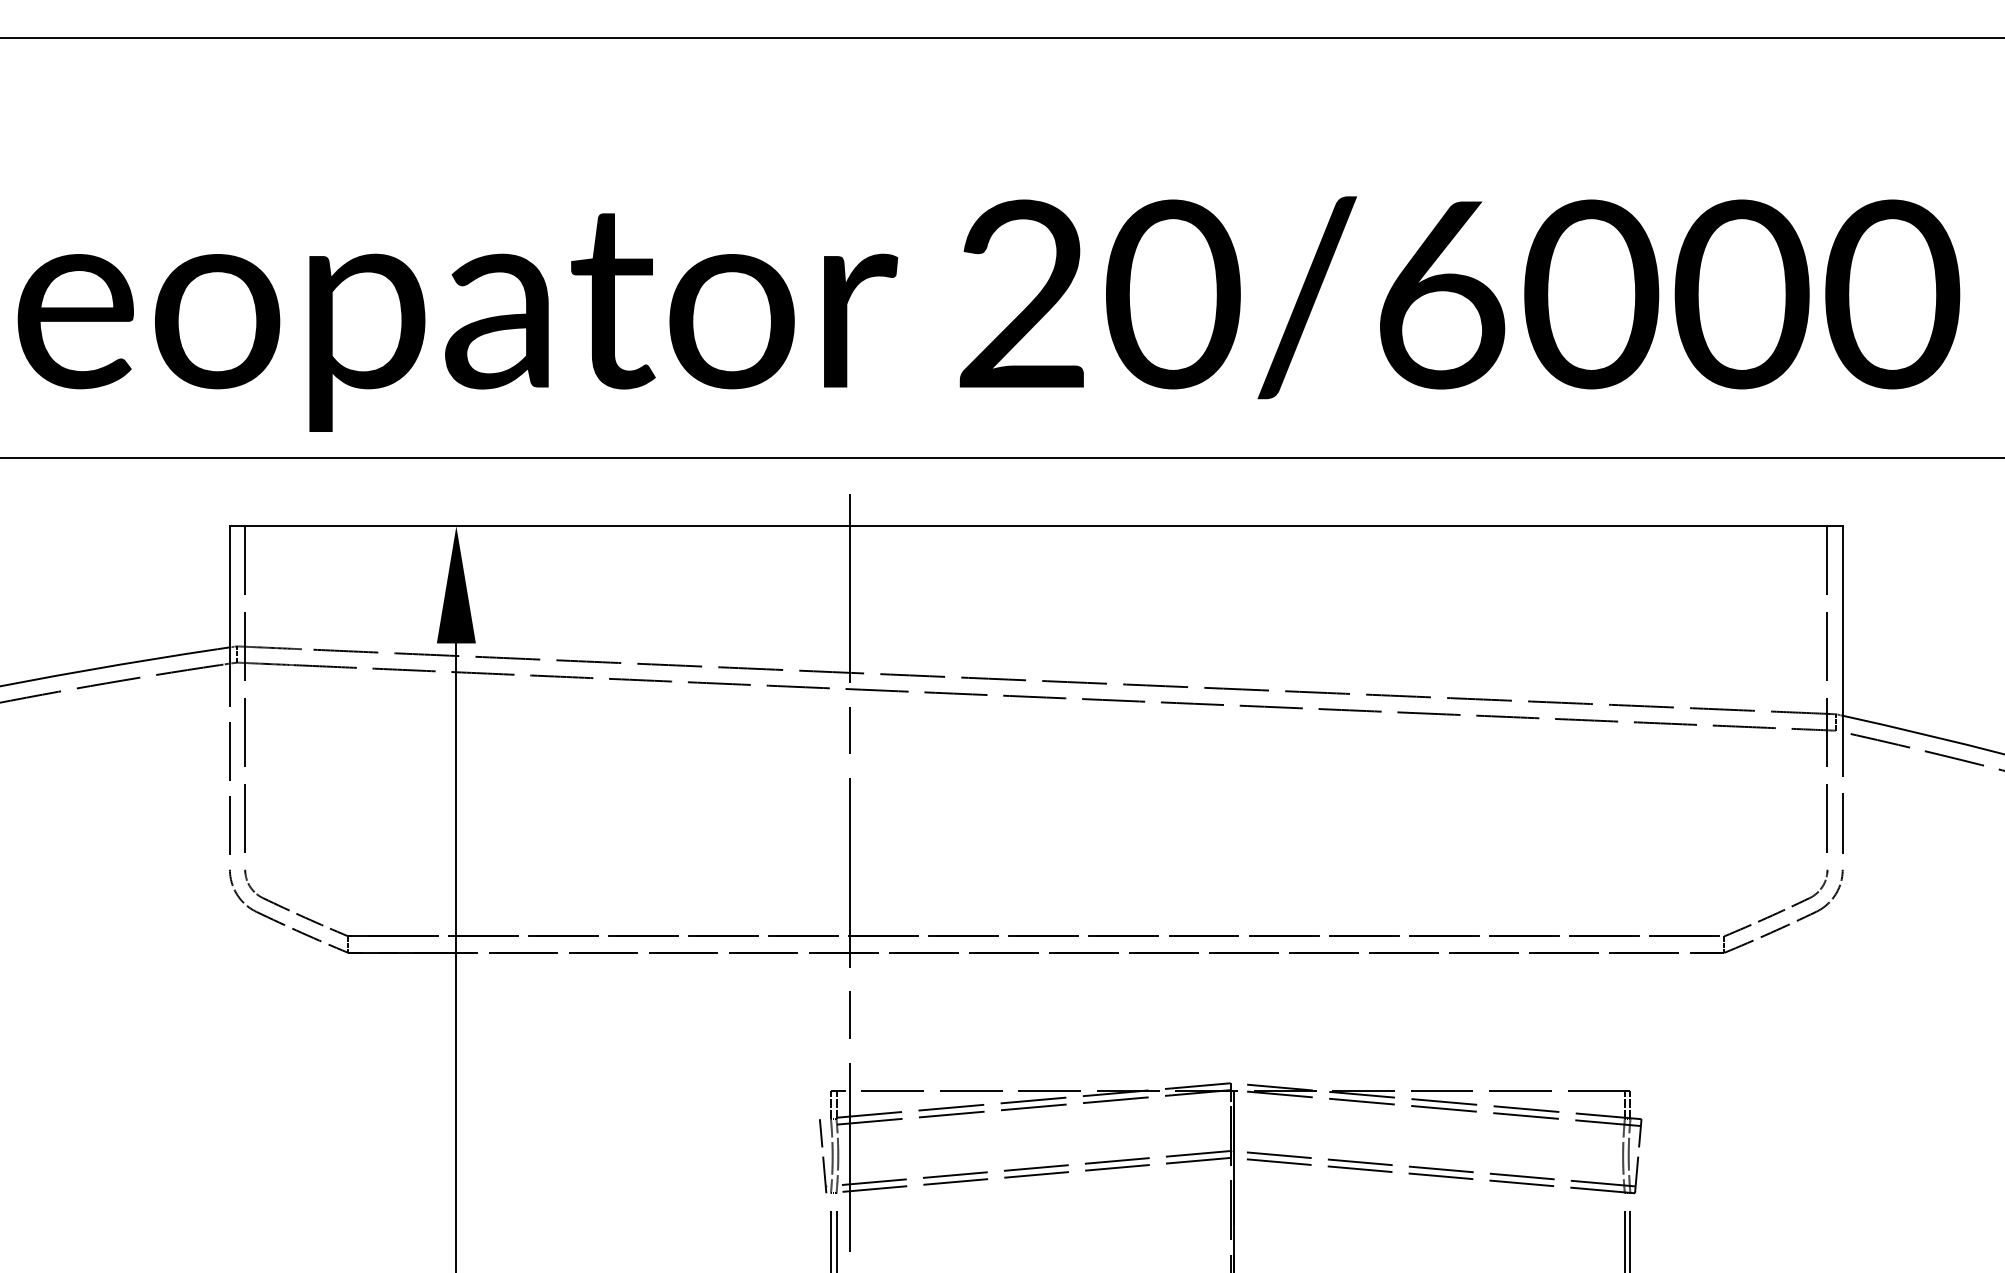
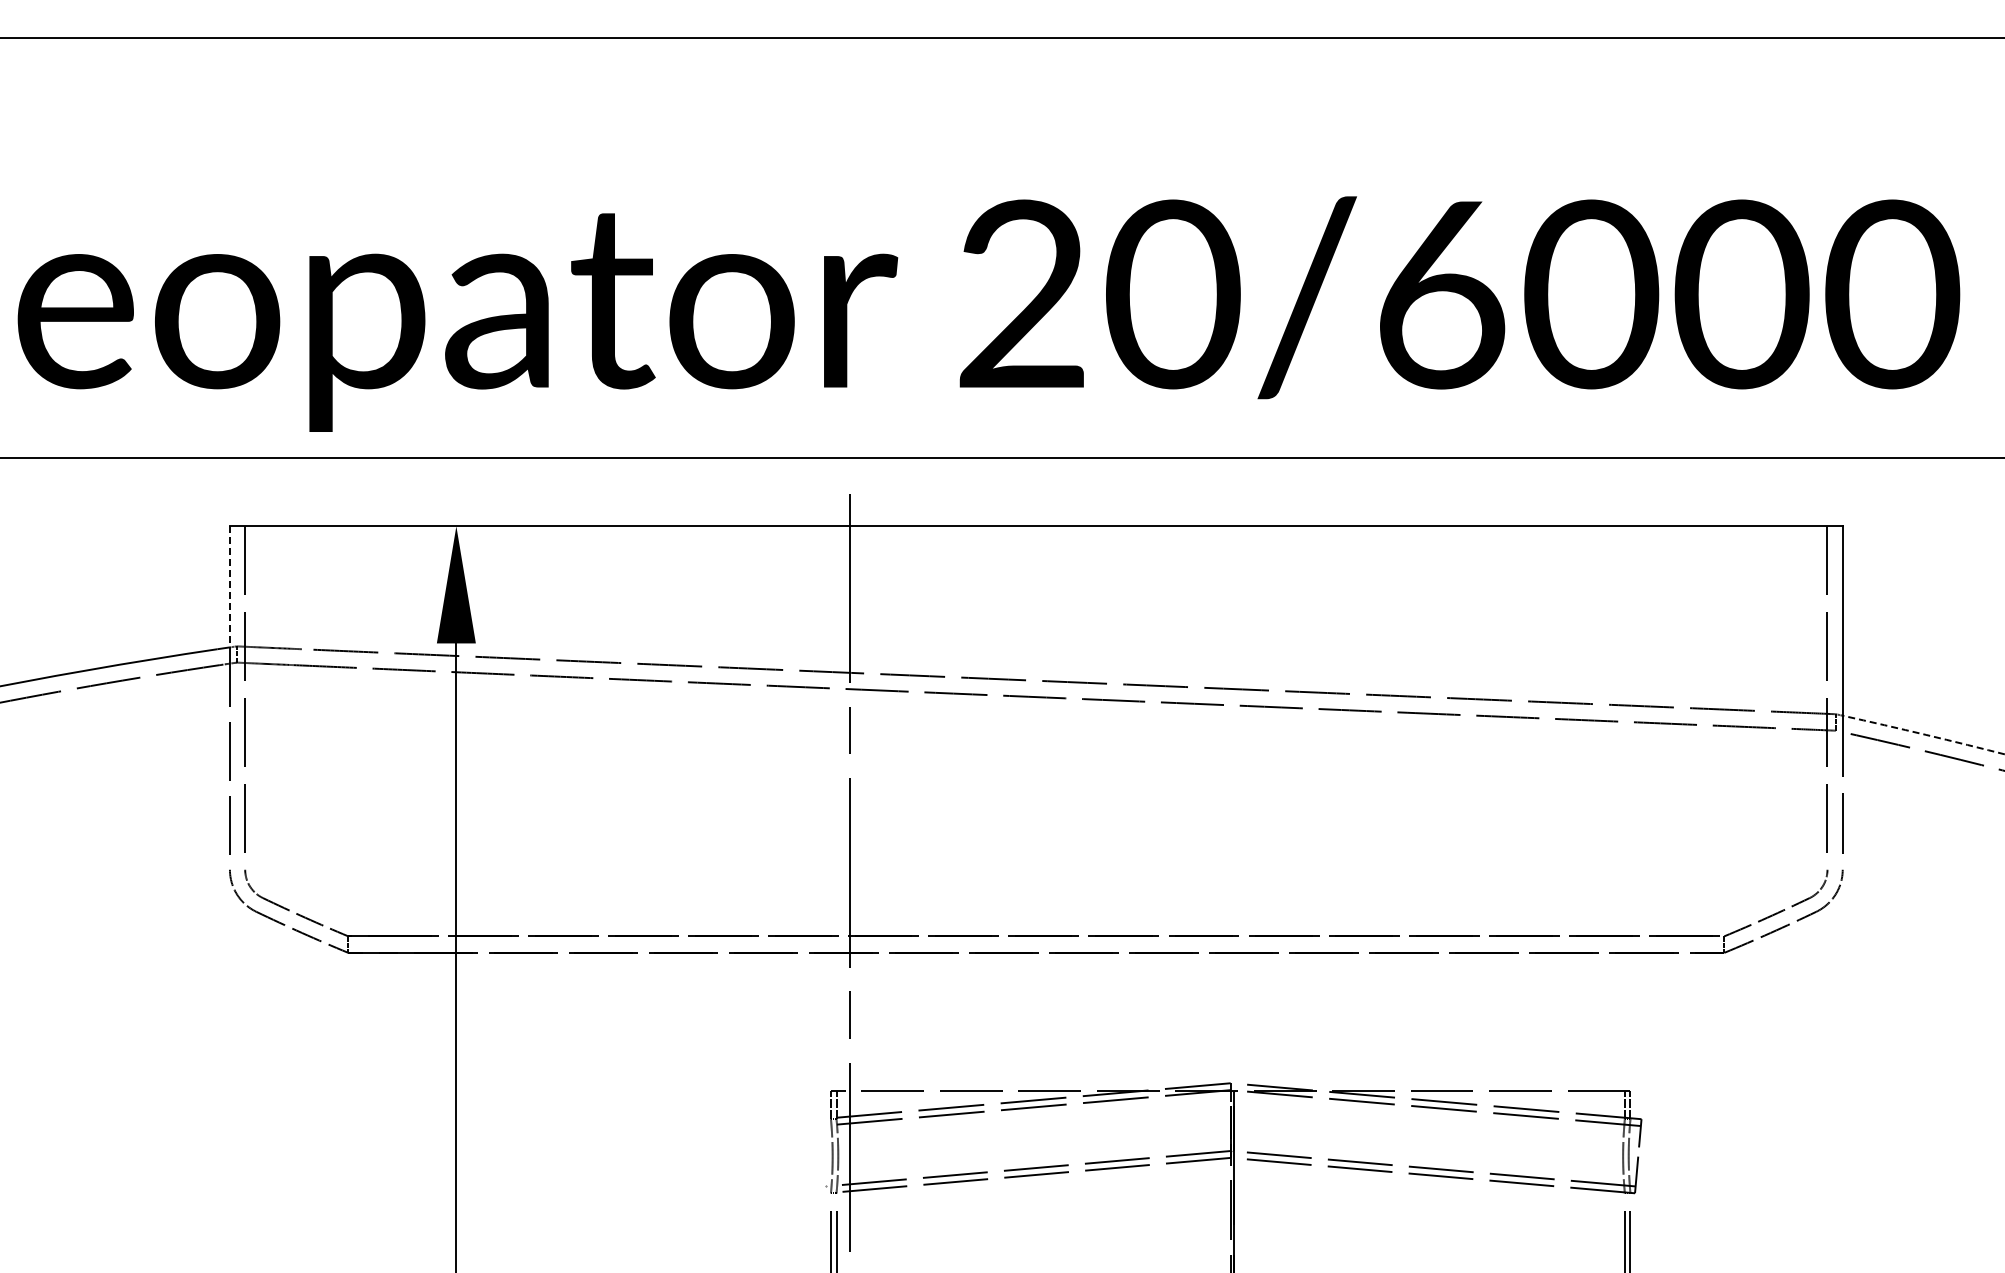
line: solid -> dashed (229, 586)
arc: solid -> dashed (1924, 734)
line: present -> none (822, 1156)
